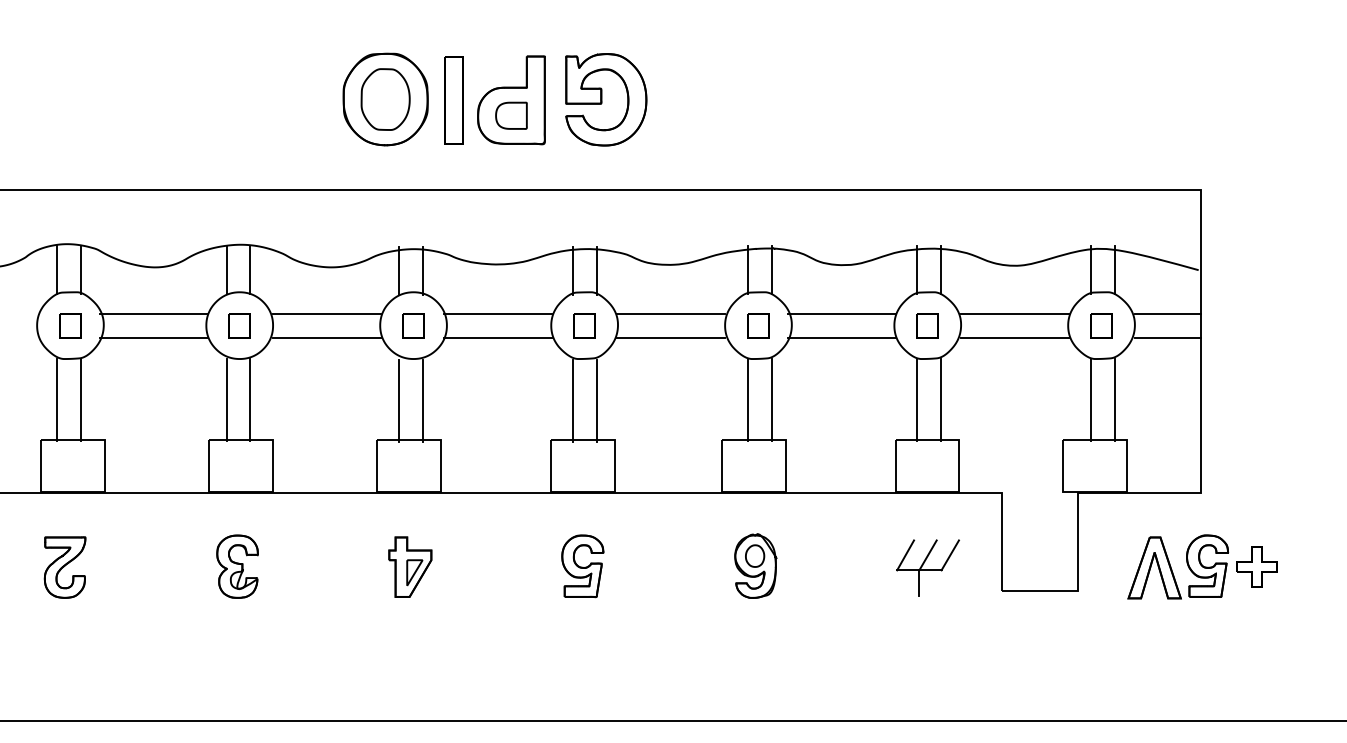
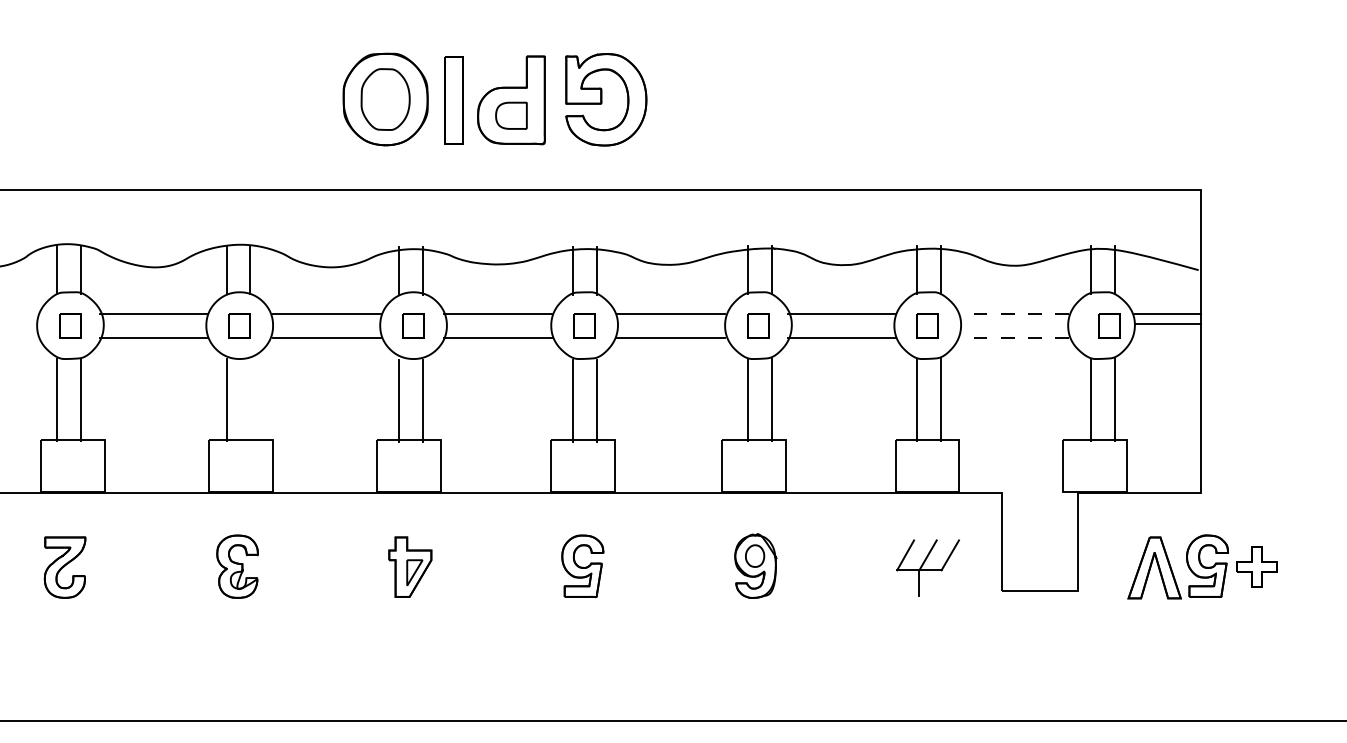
line: solid -> dashed (1014, 313)
part position: (1101, 325) -> (1109, 325) (1109, 325)
line: solid -> dashed (1014, 337)
line position: (1167, 337) -> (1167, 323) (1167, 323)
line: present -> none (250, 399)
